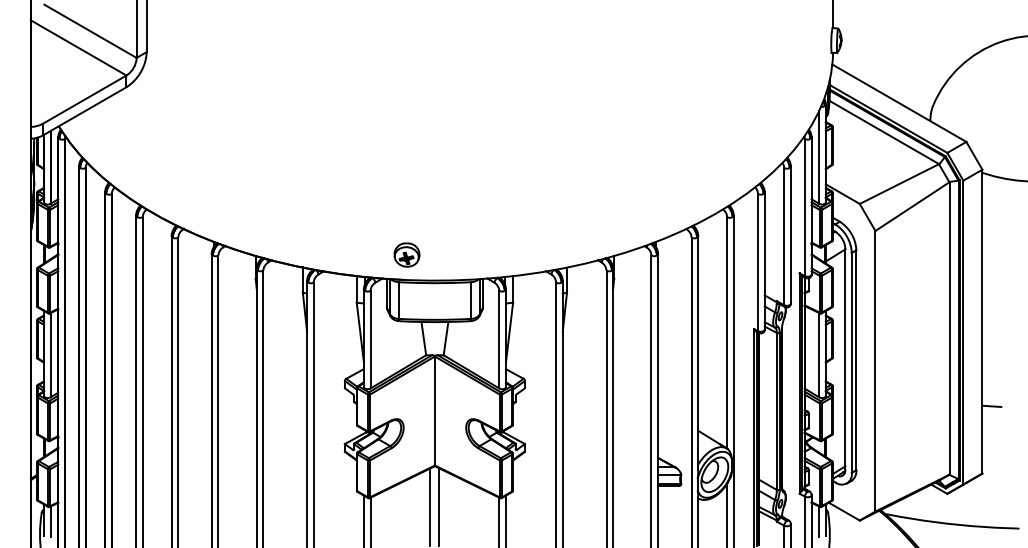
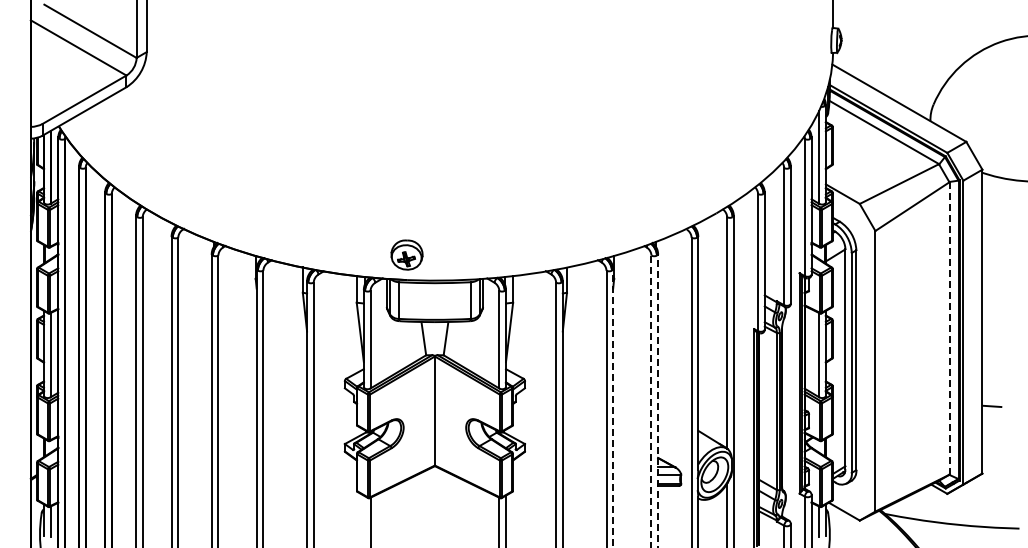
part size: 28x26 px -> 34x32 px (406, 254)
line: solid -> dashed (949, 327)
line: solid -> dashed (658, 400)
line: solid -> dashed (651, 401)
line: solid -> dashed (613, 407)
line: present -> none (430, 506)
line: present -> none (439, 506)
line: present -> none (363, 519)
